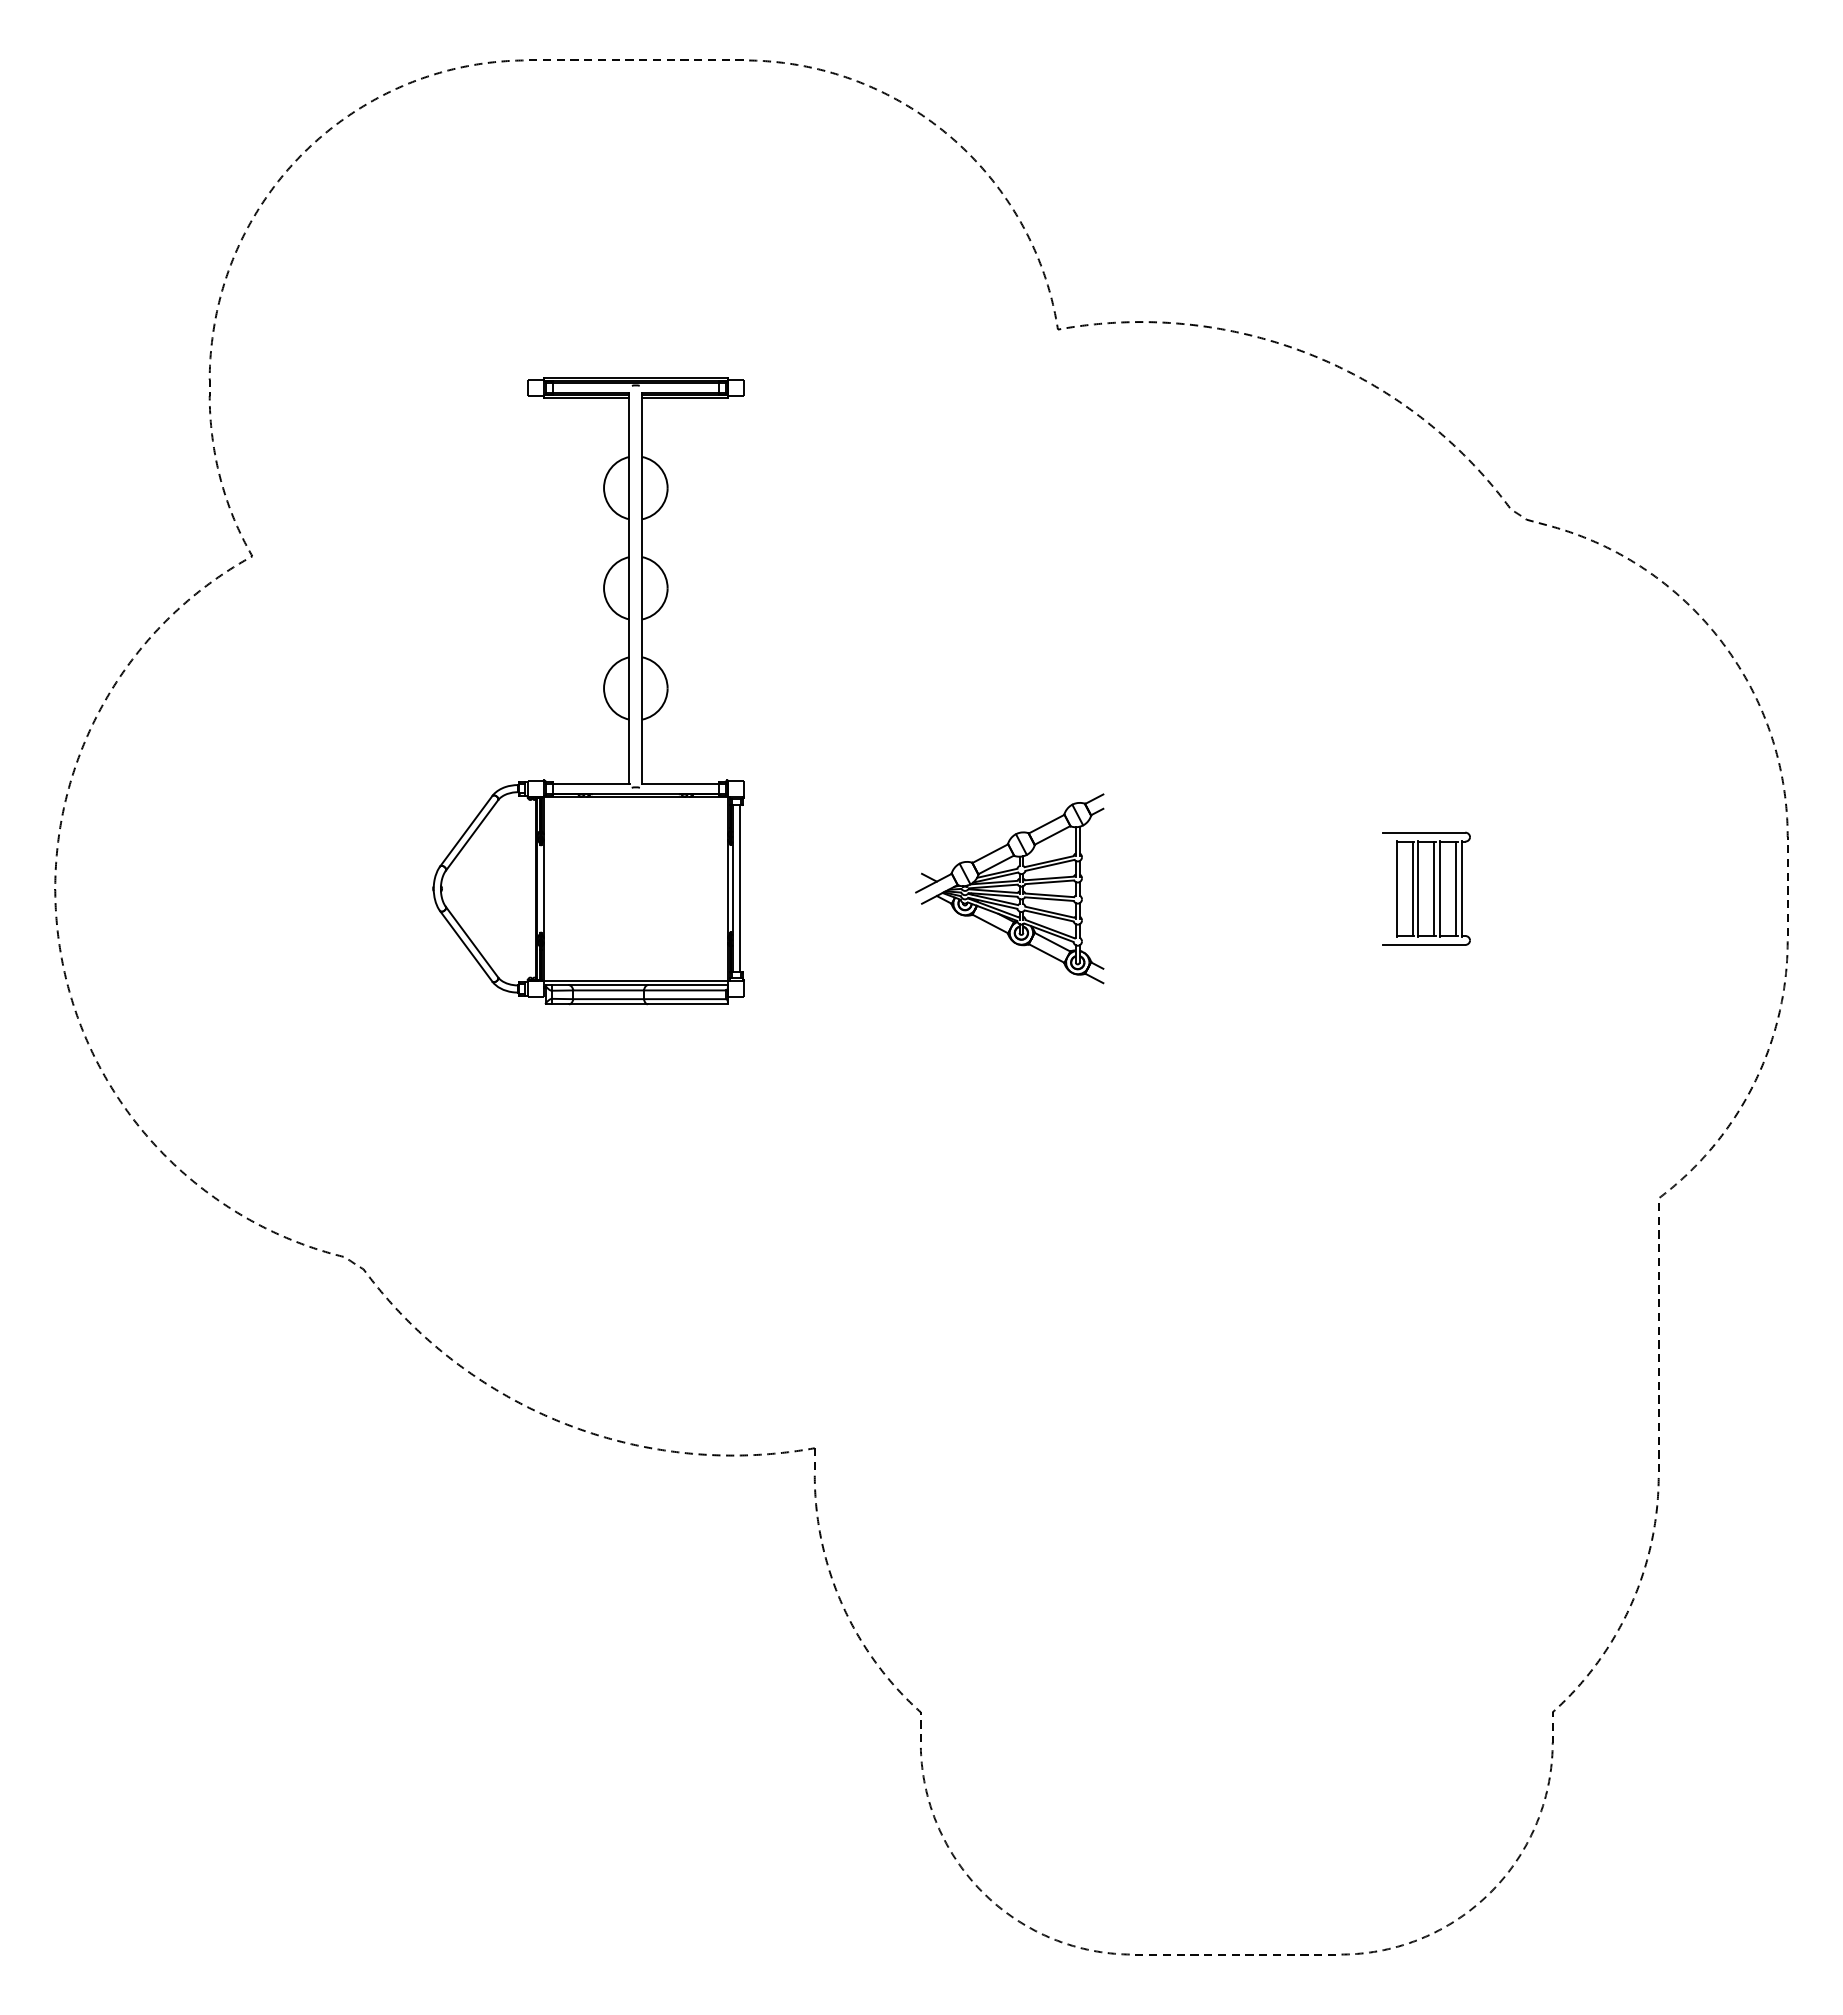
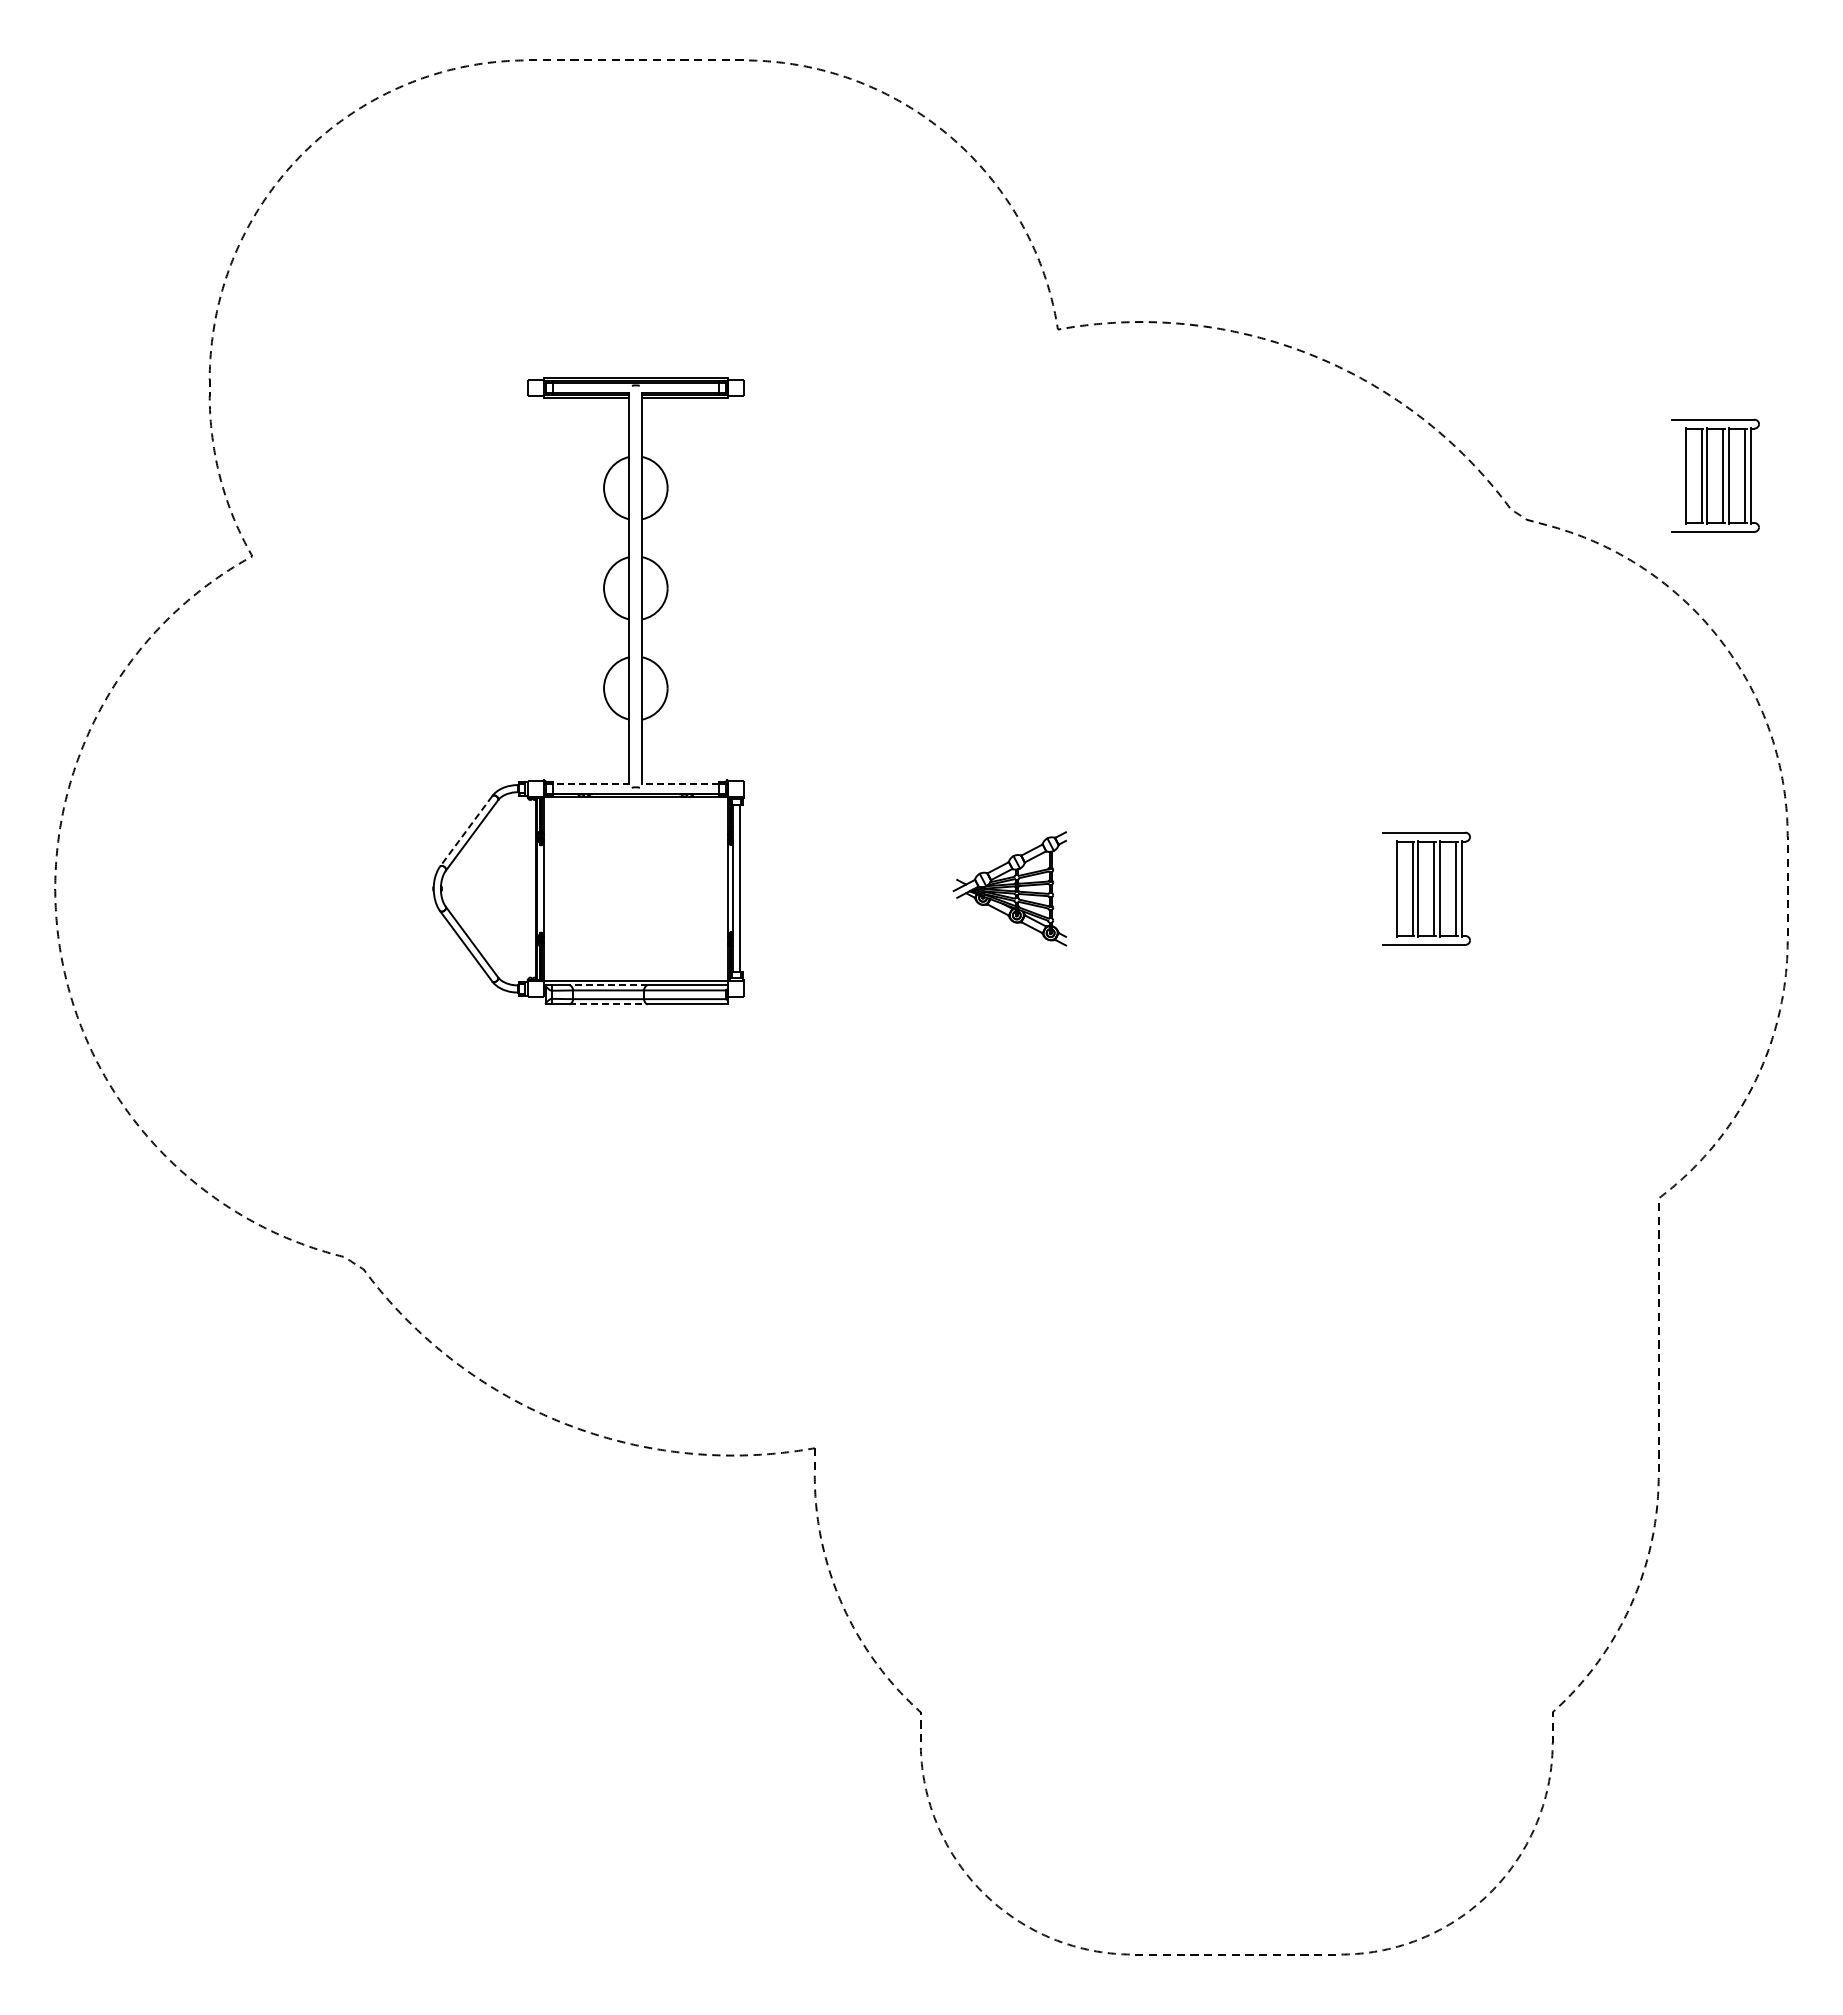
part: none -> present (1715, 475)
line: solid -> dashed (591, 783)
line: solid -> dashed (680, 783)
line: solid -> dashed (466, 831)
part size: 190x192 px -> 116x116 px (1009, 888)
line: solid -> dashed (607, 985)
line: solid -> dashed (608, 1004)
